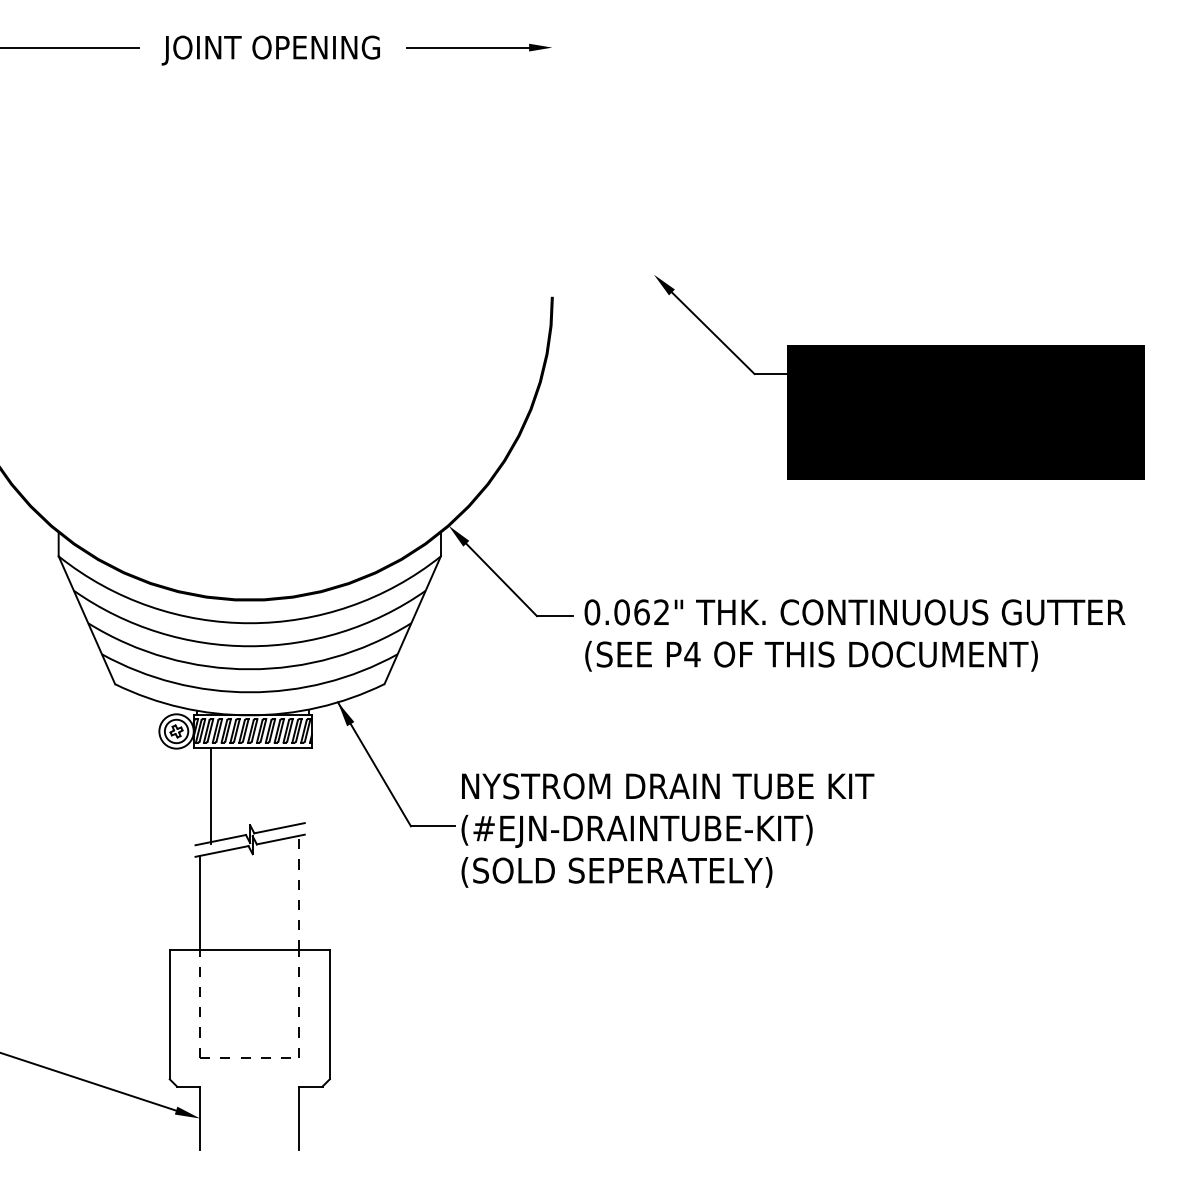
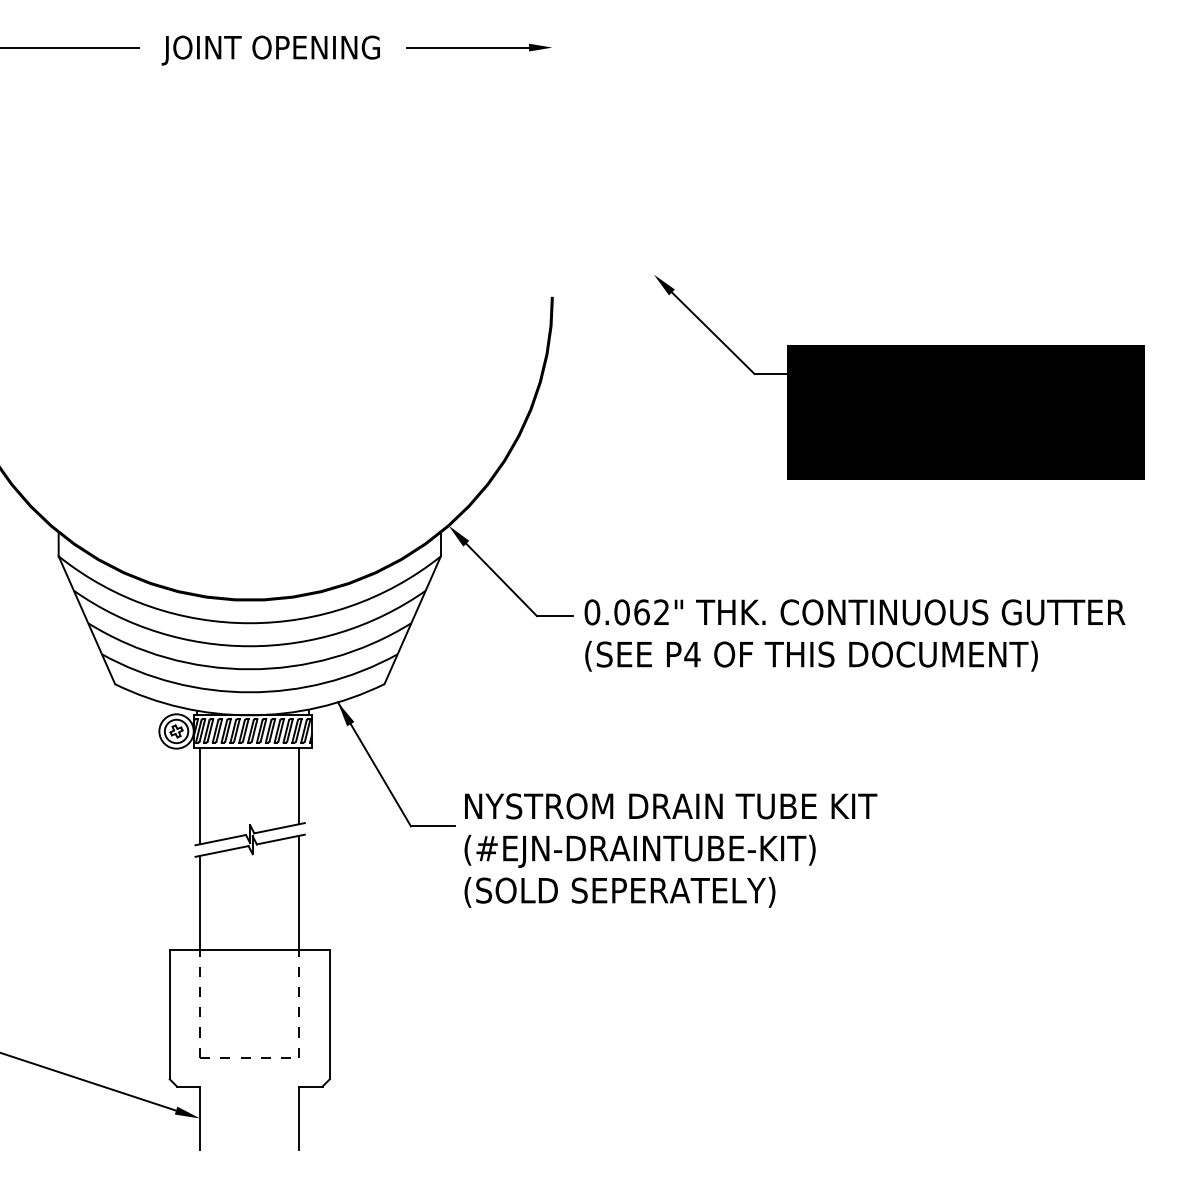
line: none -> present (299, 785)
line position: (211, 795) -> (200, 795) (200, 795)
text position: (667, 830) -> (670, 850) (670, 850)
line: dashed -> solid (299, 892)
